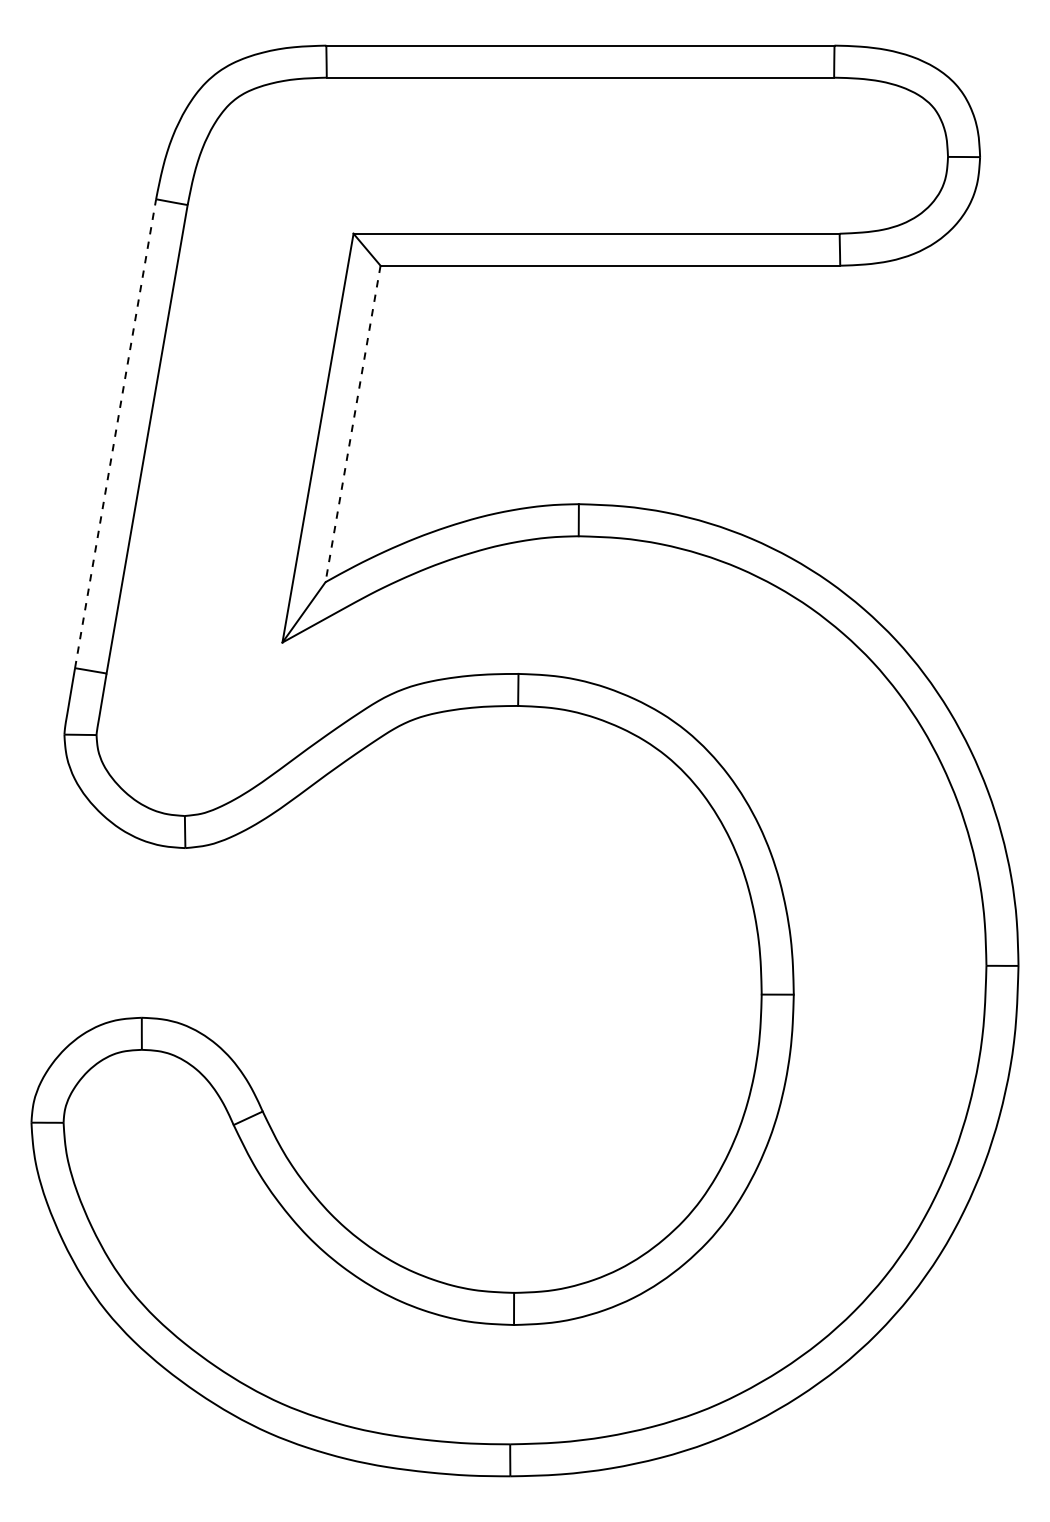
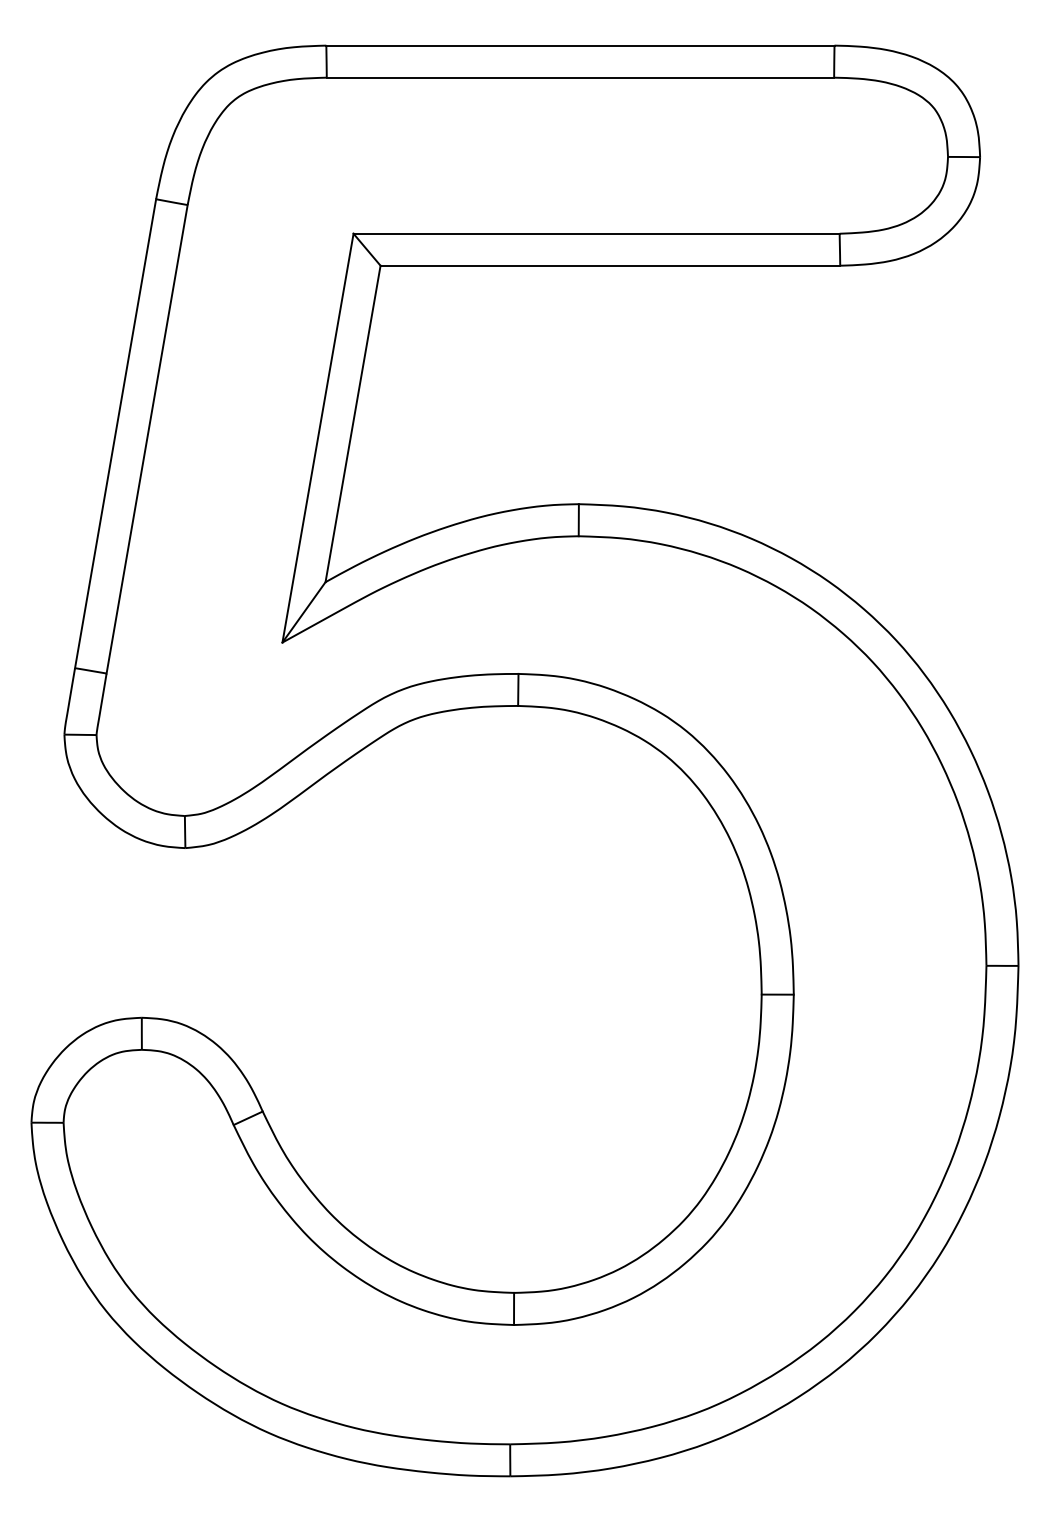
line: dashed -> solid (353, 423)
line: dashed -> solid (115, 433)
